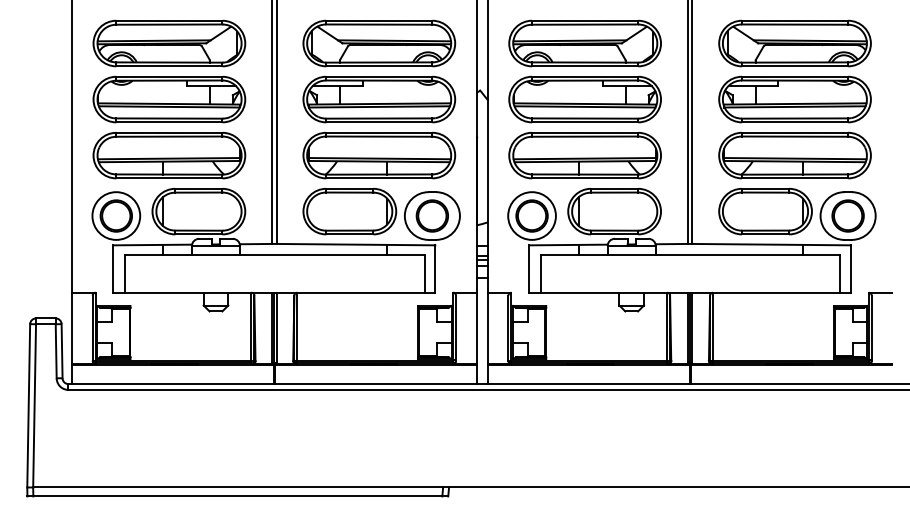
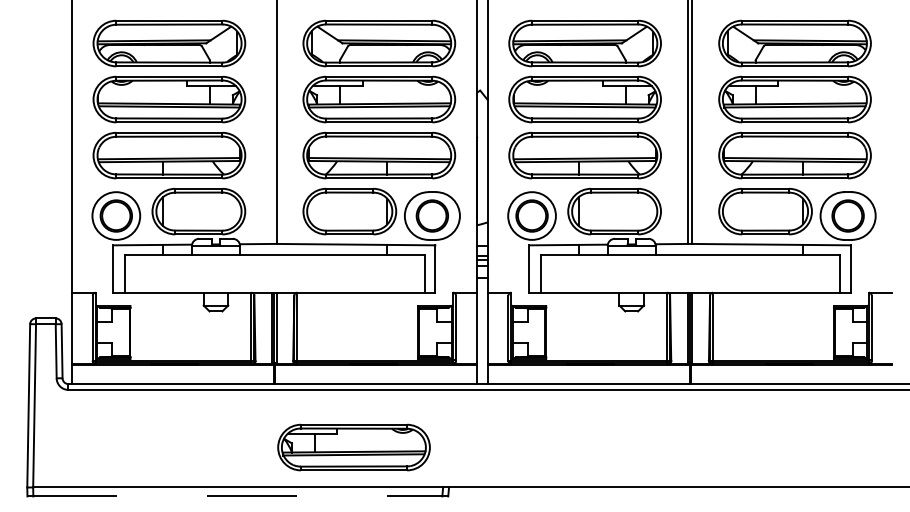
line: present -> none (272, 122)
part: none -> present (353, 447)
line: solid -> dashed (238, 496)
